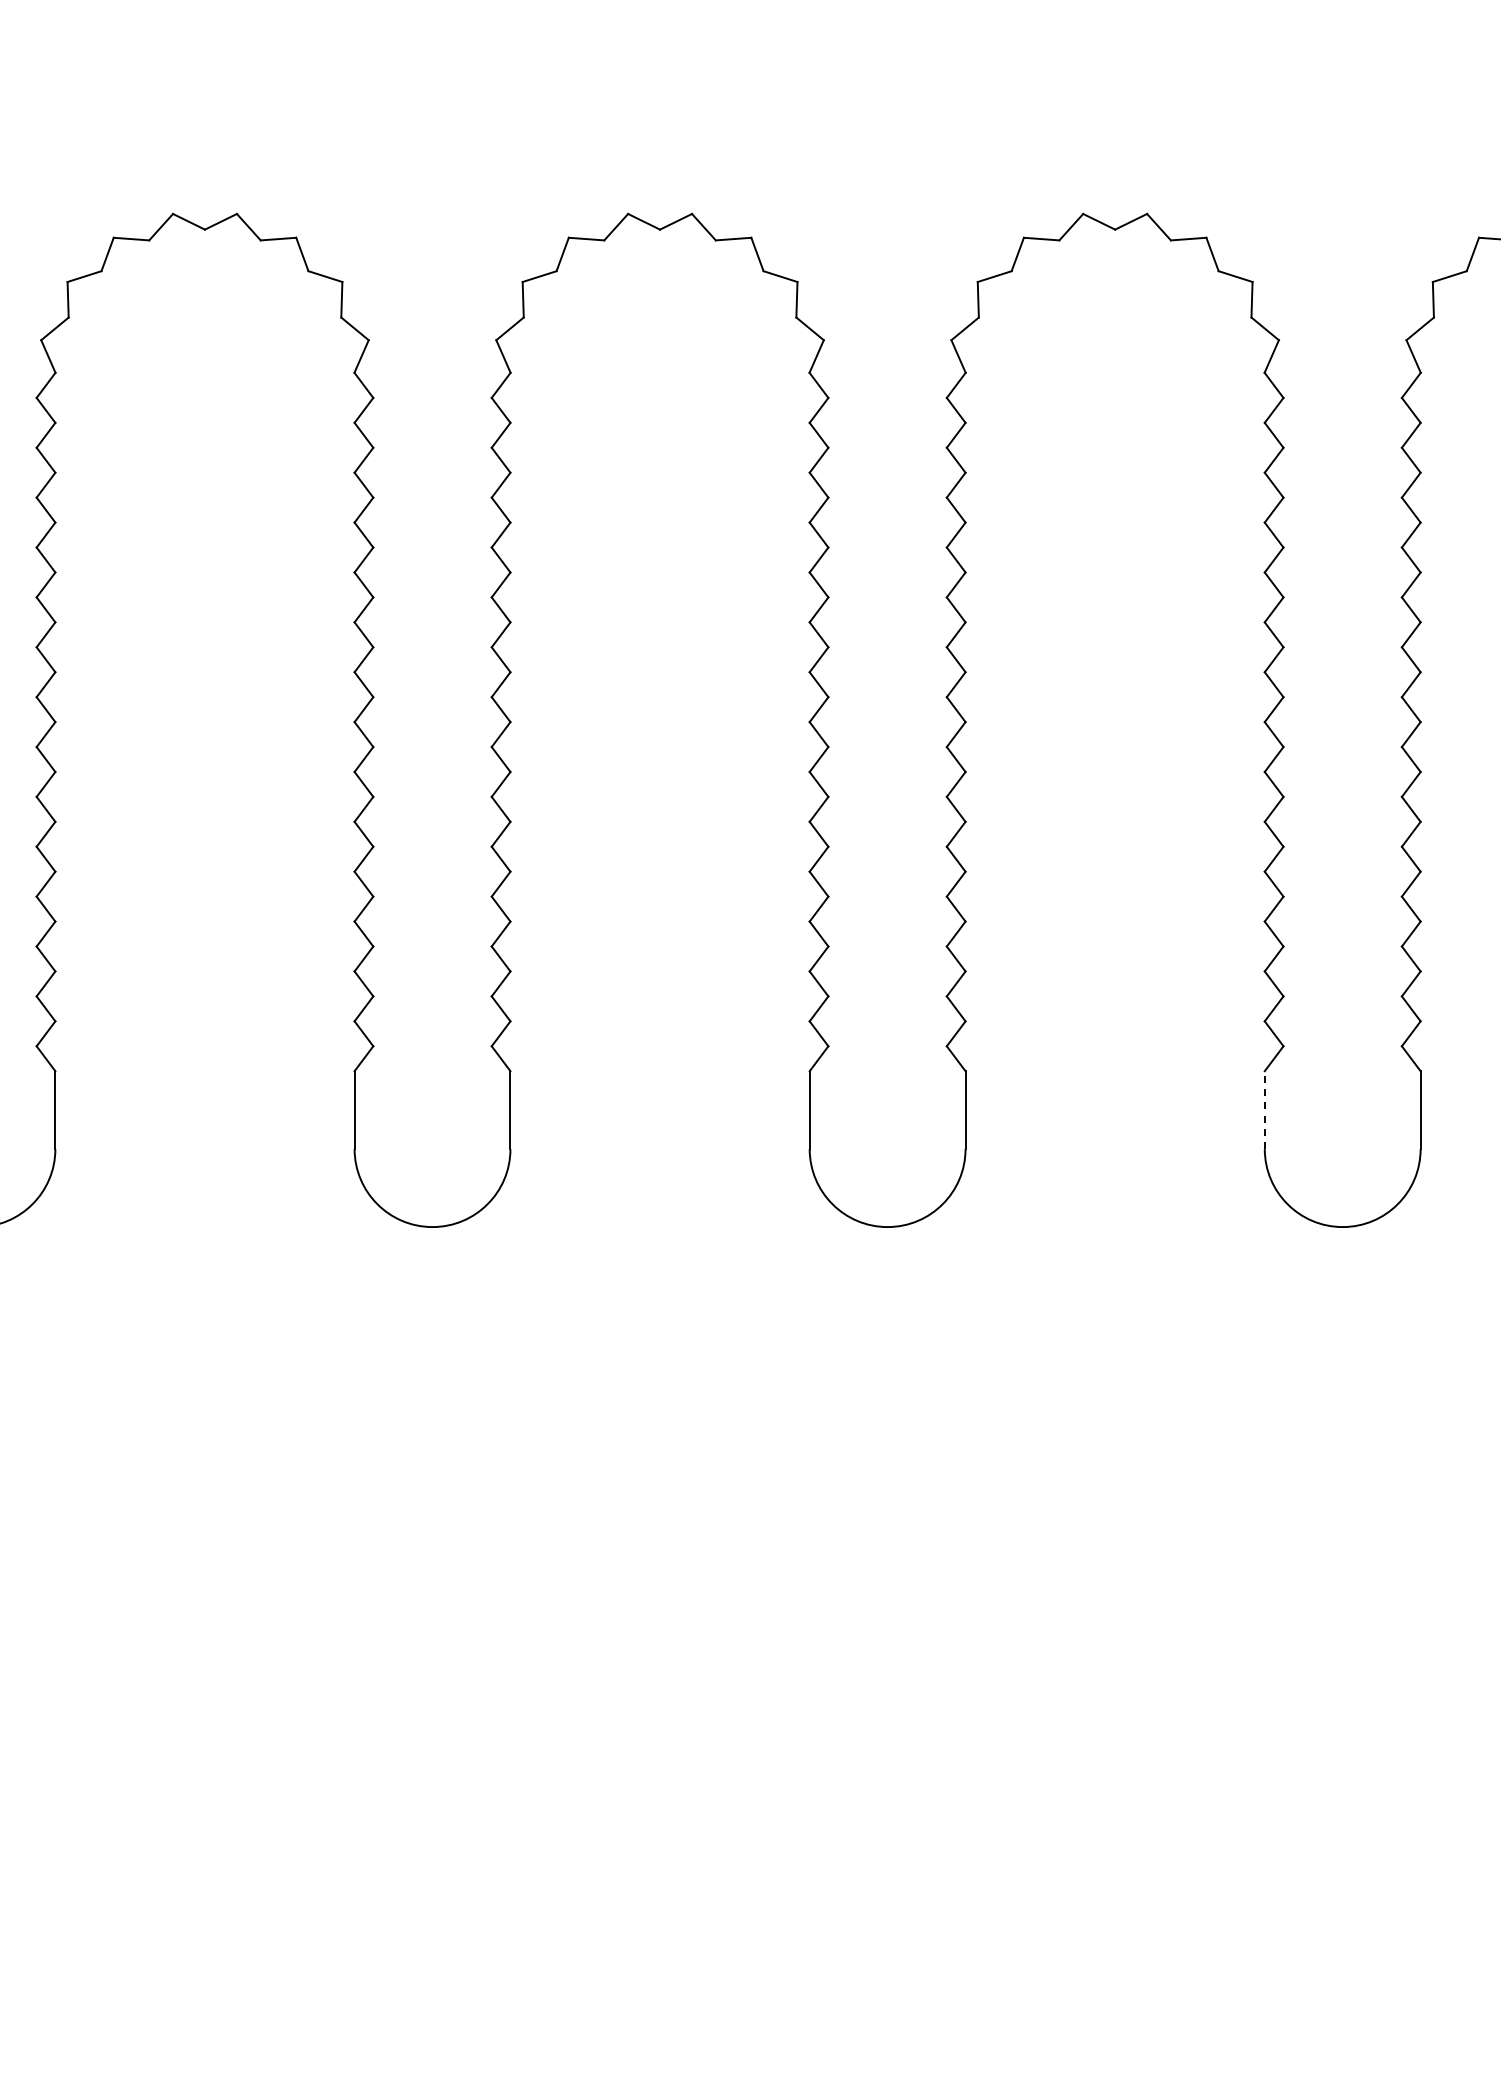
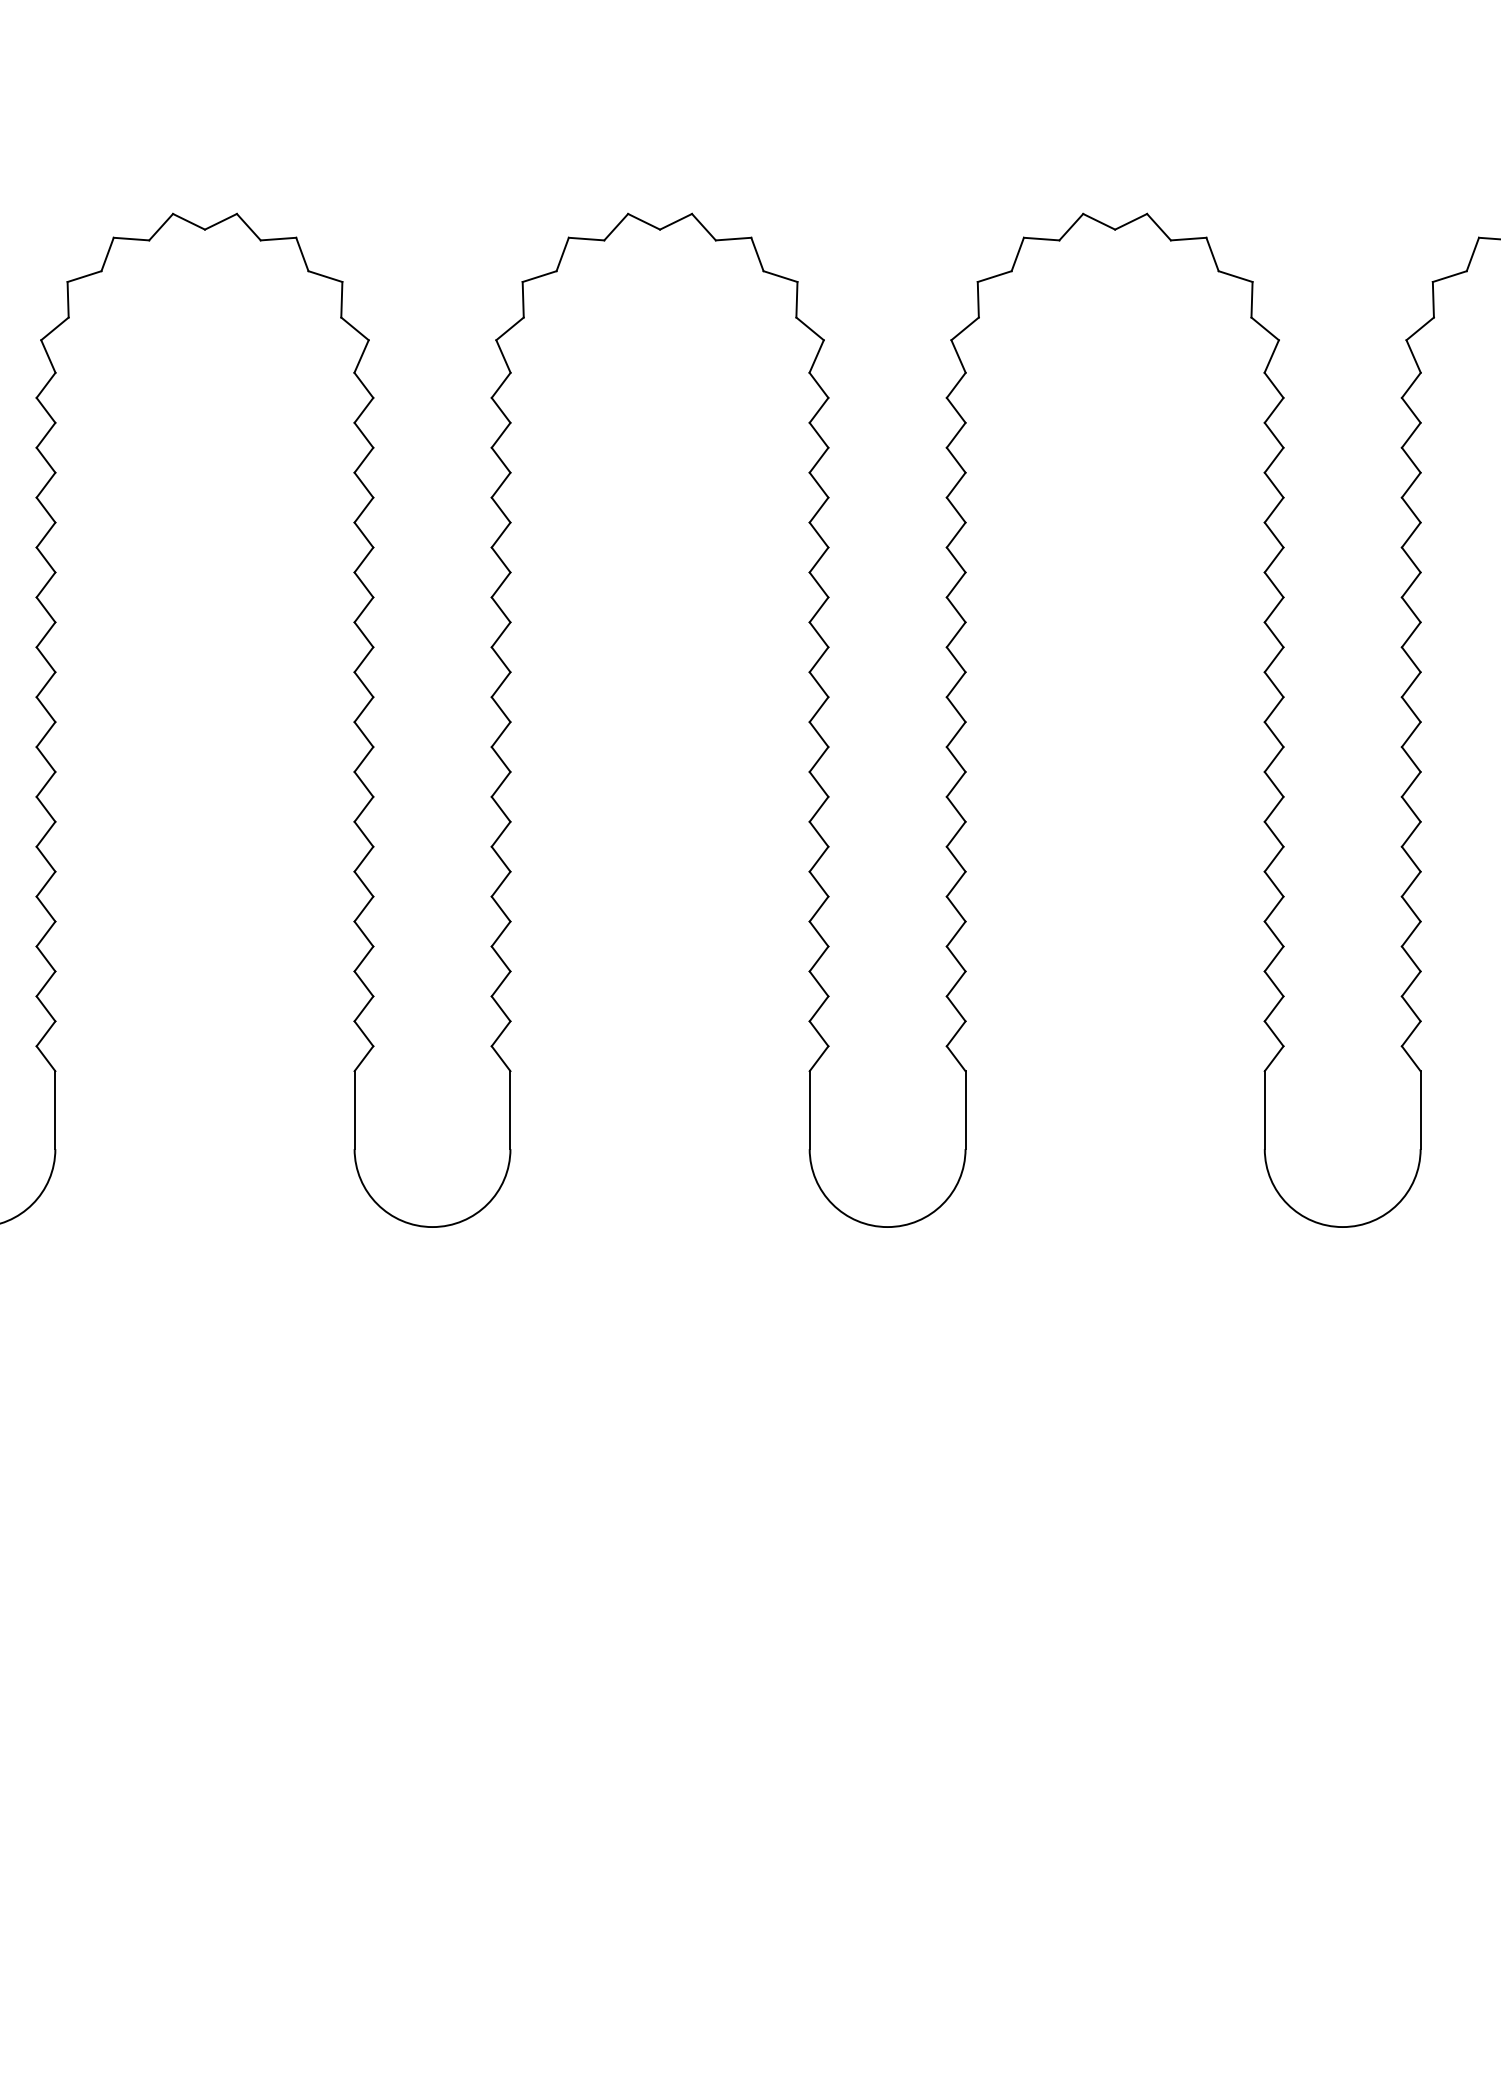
line: dashed -> solid (1264, 1110)
